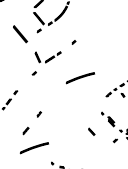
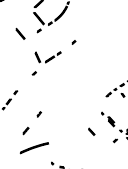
part size: 16x19 px -> 11x13 px (20, 33)
line: present -> none (79, 78)
